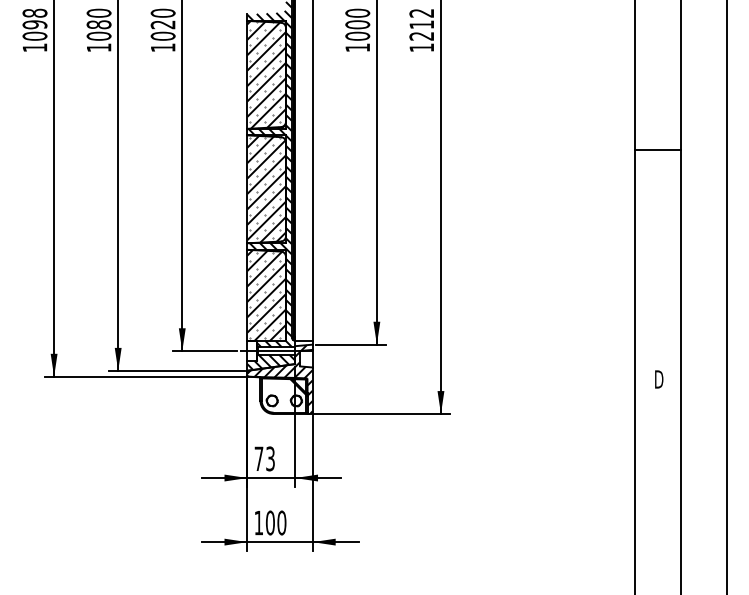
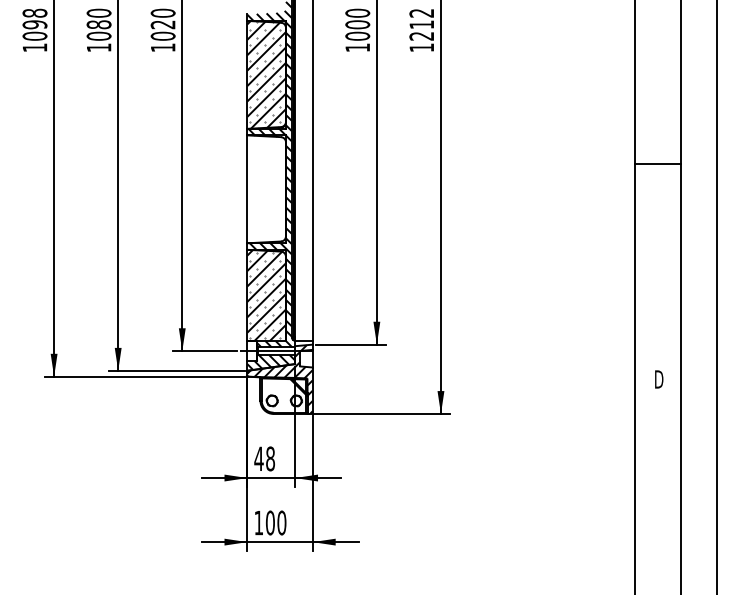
line position: (657, 150) -> (657, 164) (657, 164)
hatch: present -> none (266, 189)
line position: (726, 296) -> (716, 296) (716, 296)
text: 73 -> 48 (264, 458)
